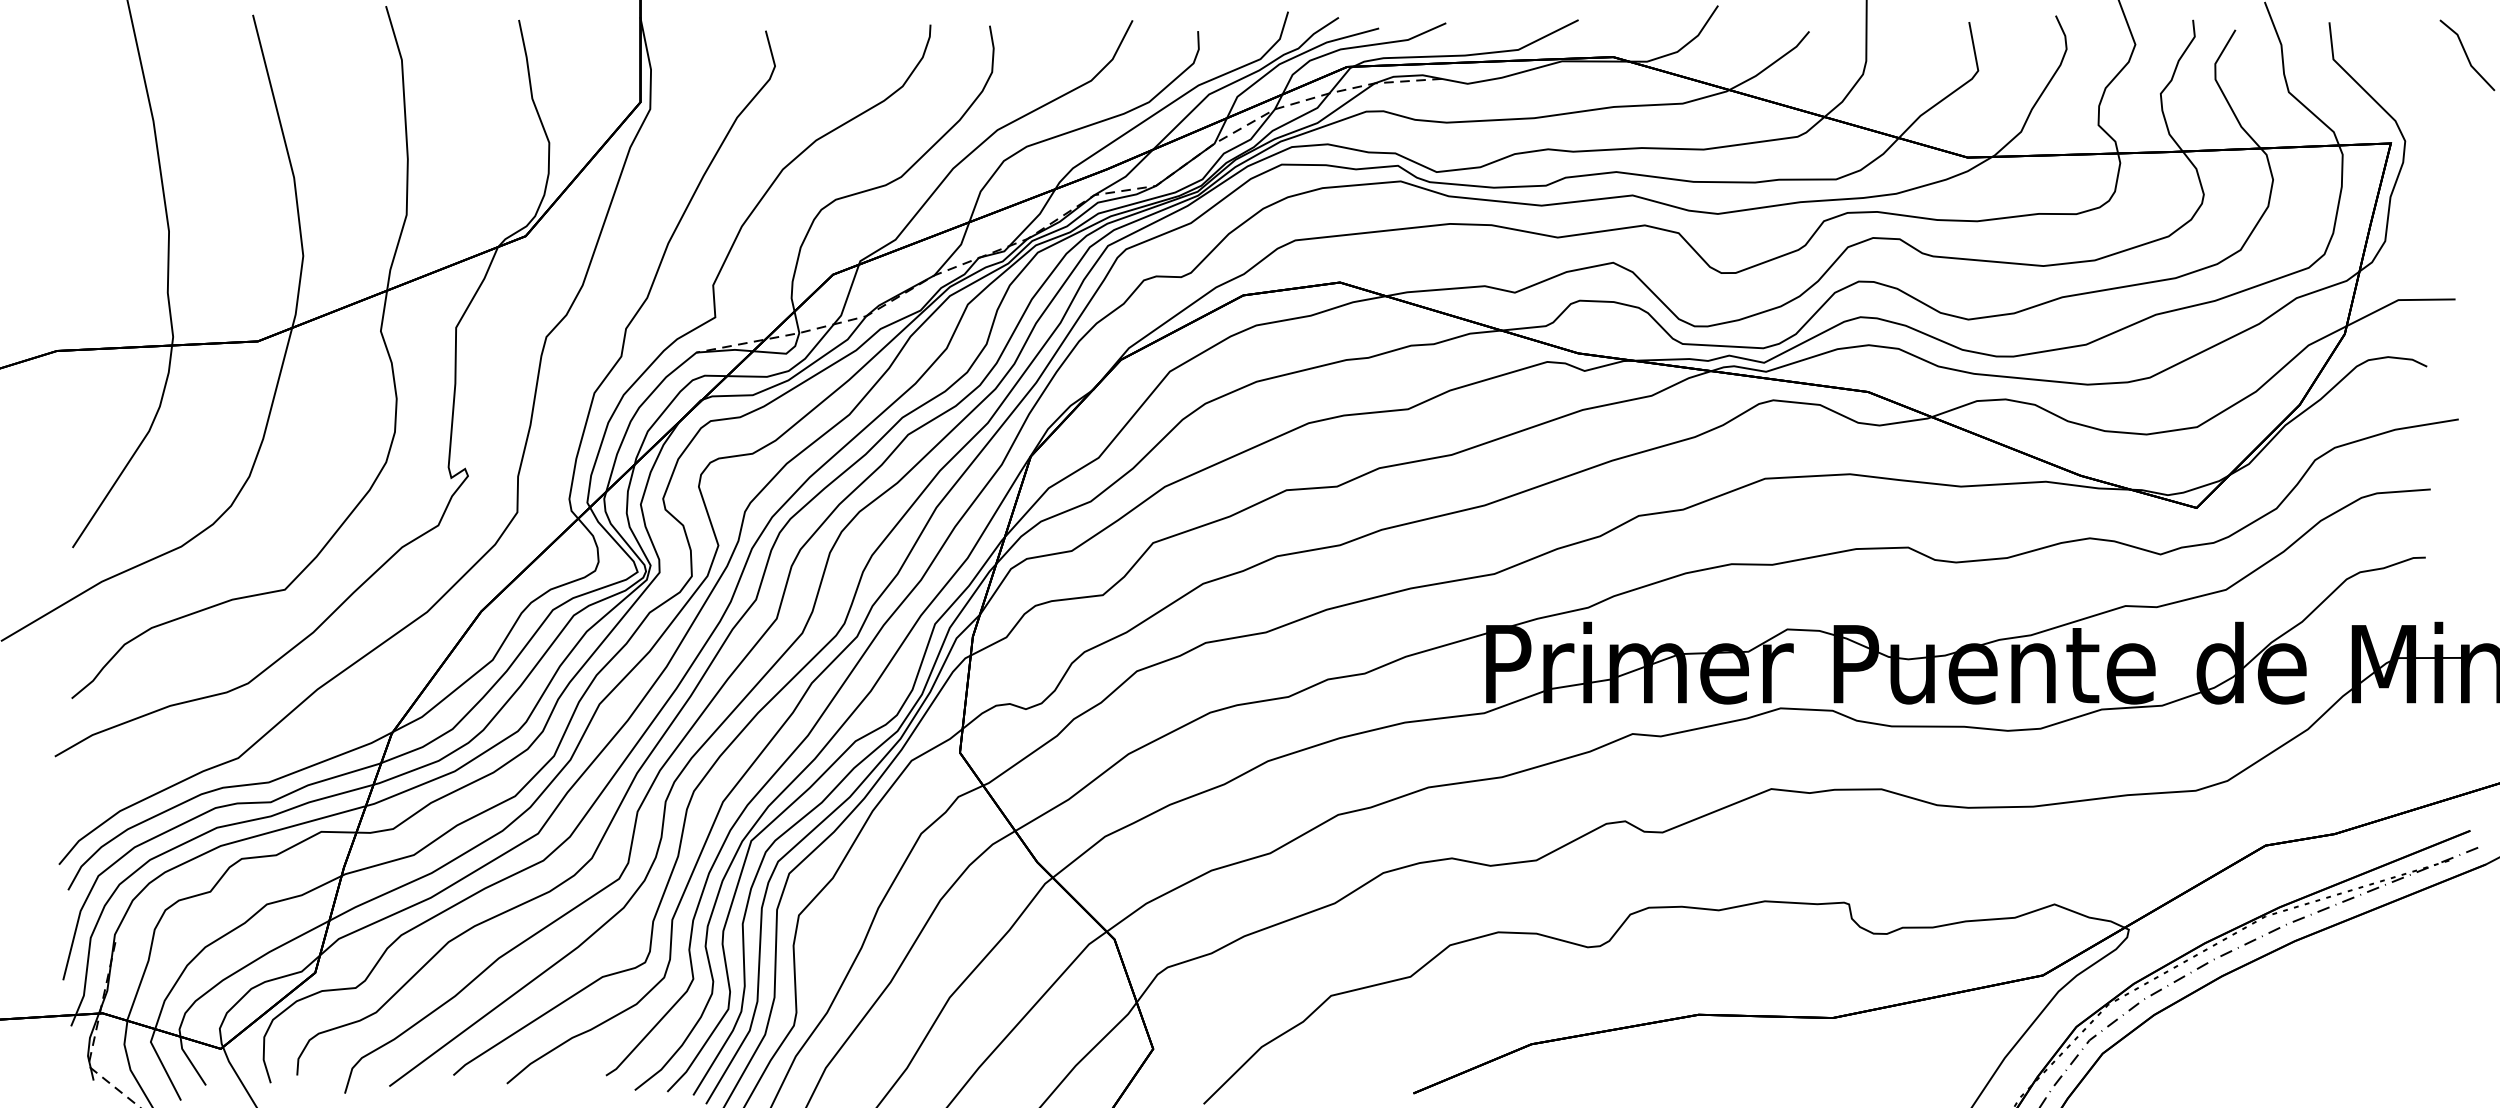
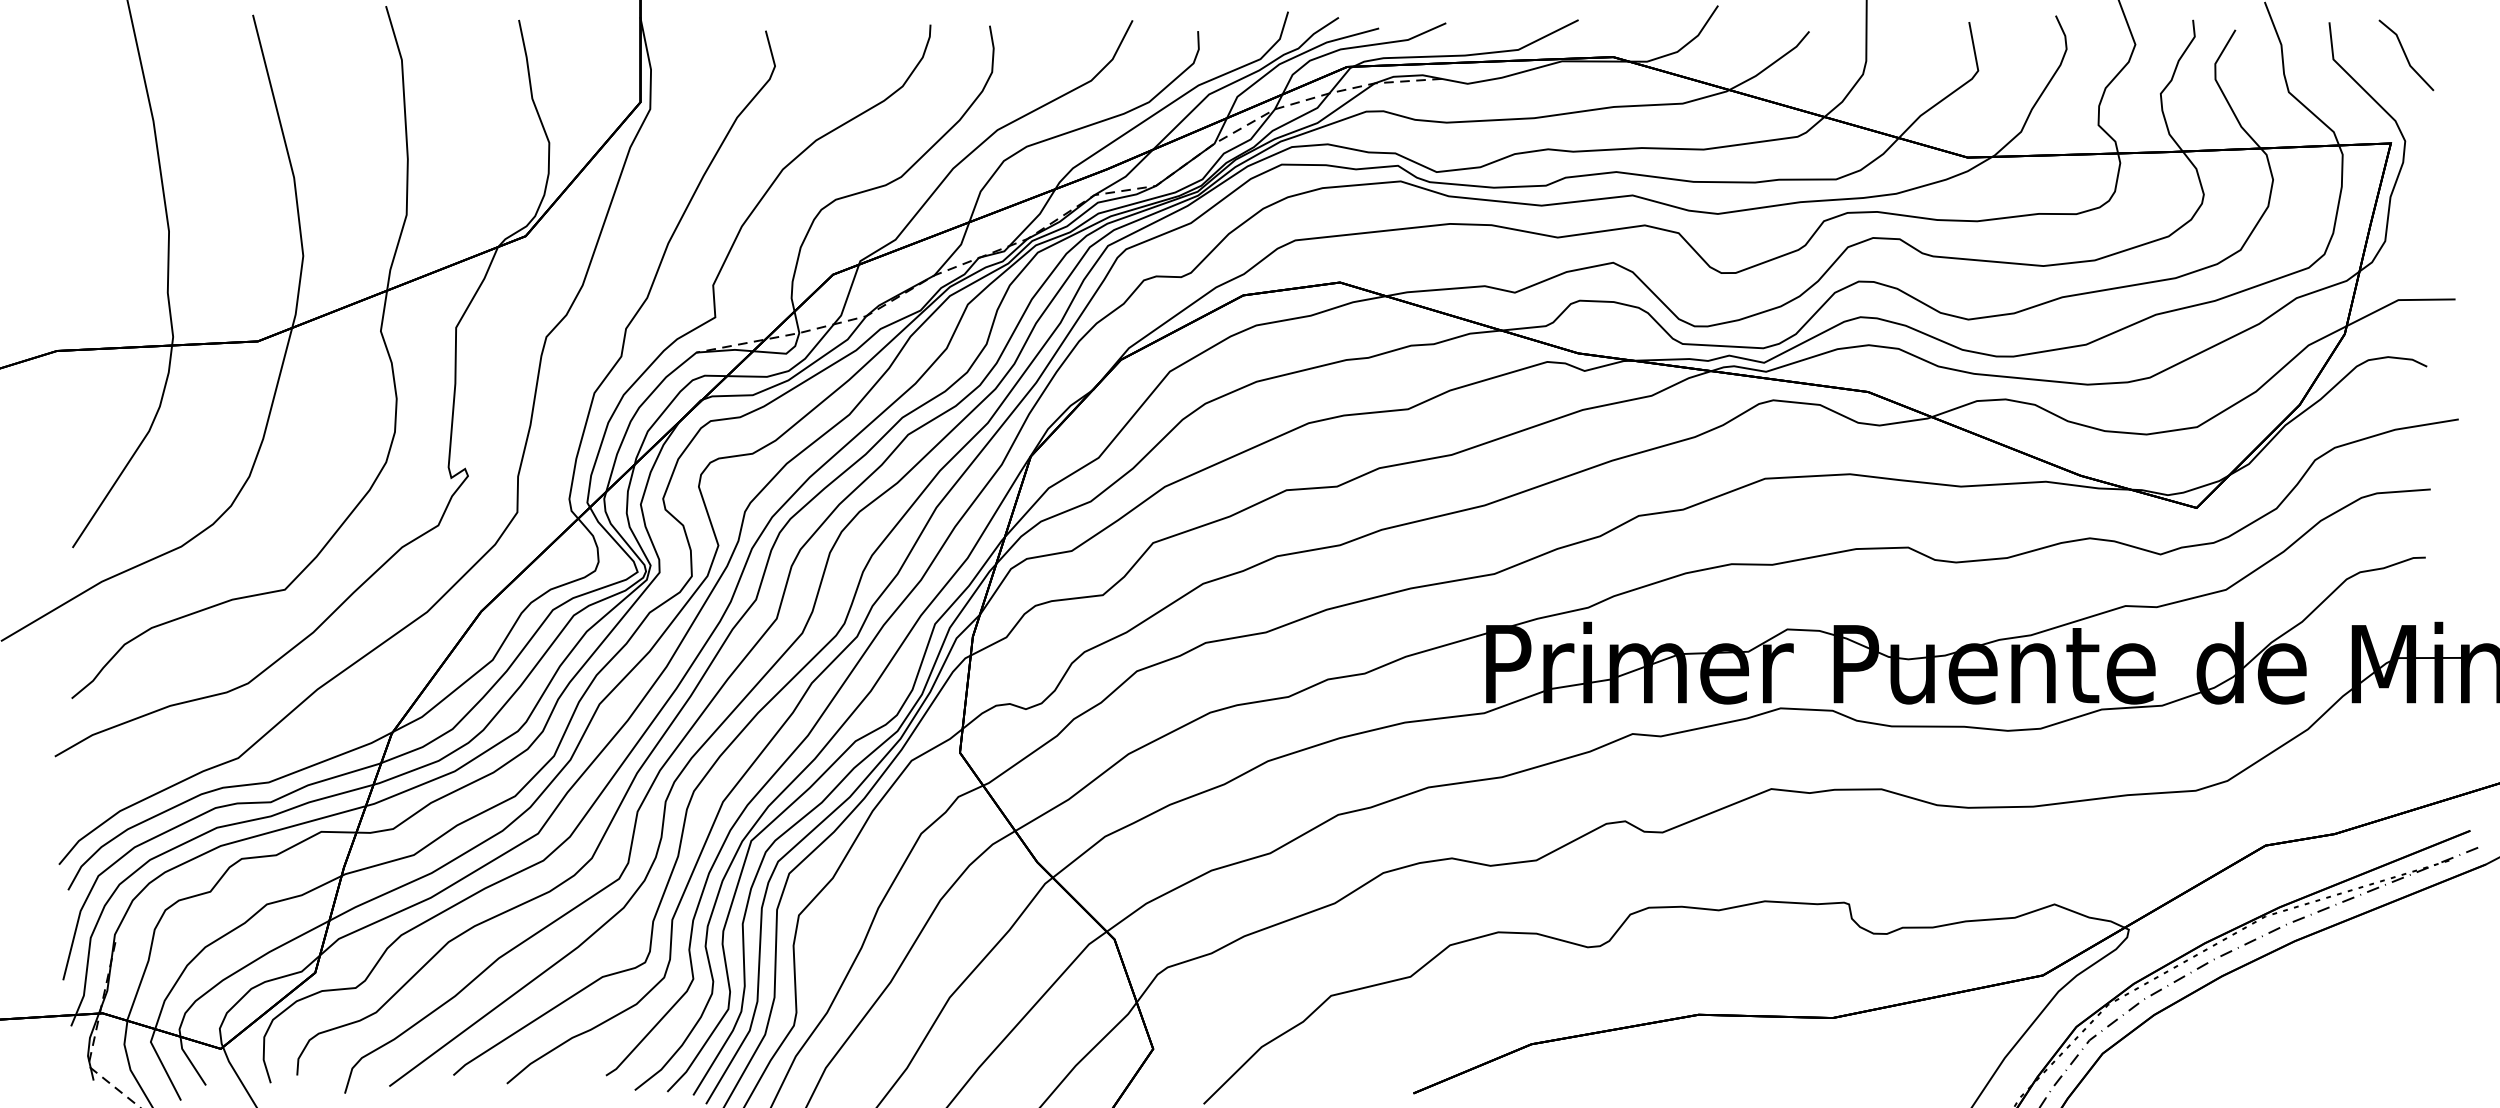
line position: (2467, 55) -> (2406, 55) (2406, 55)
